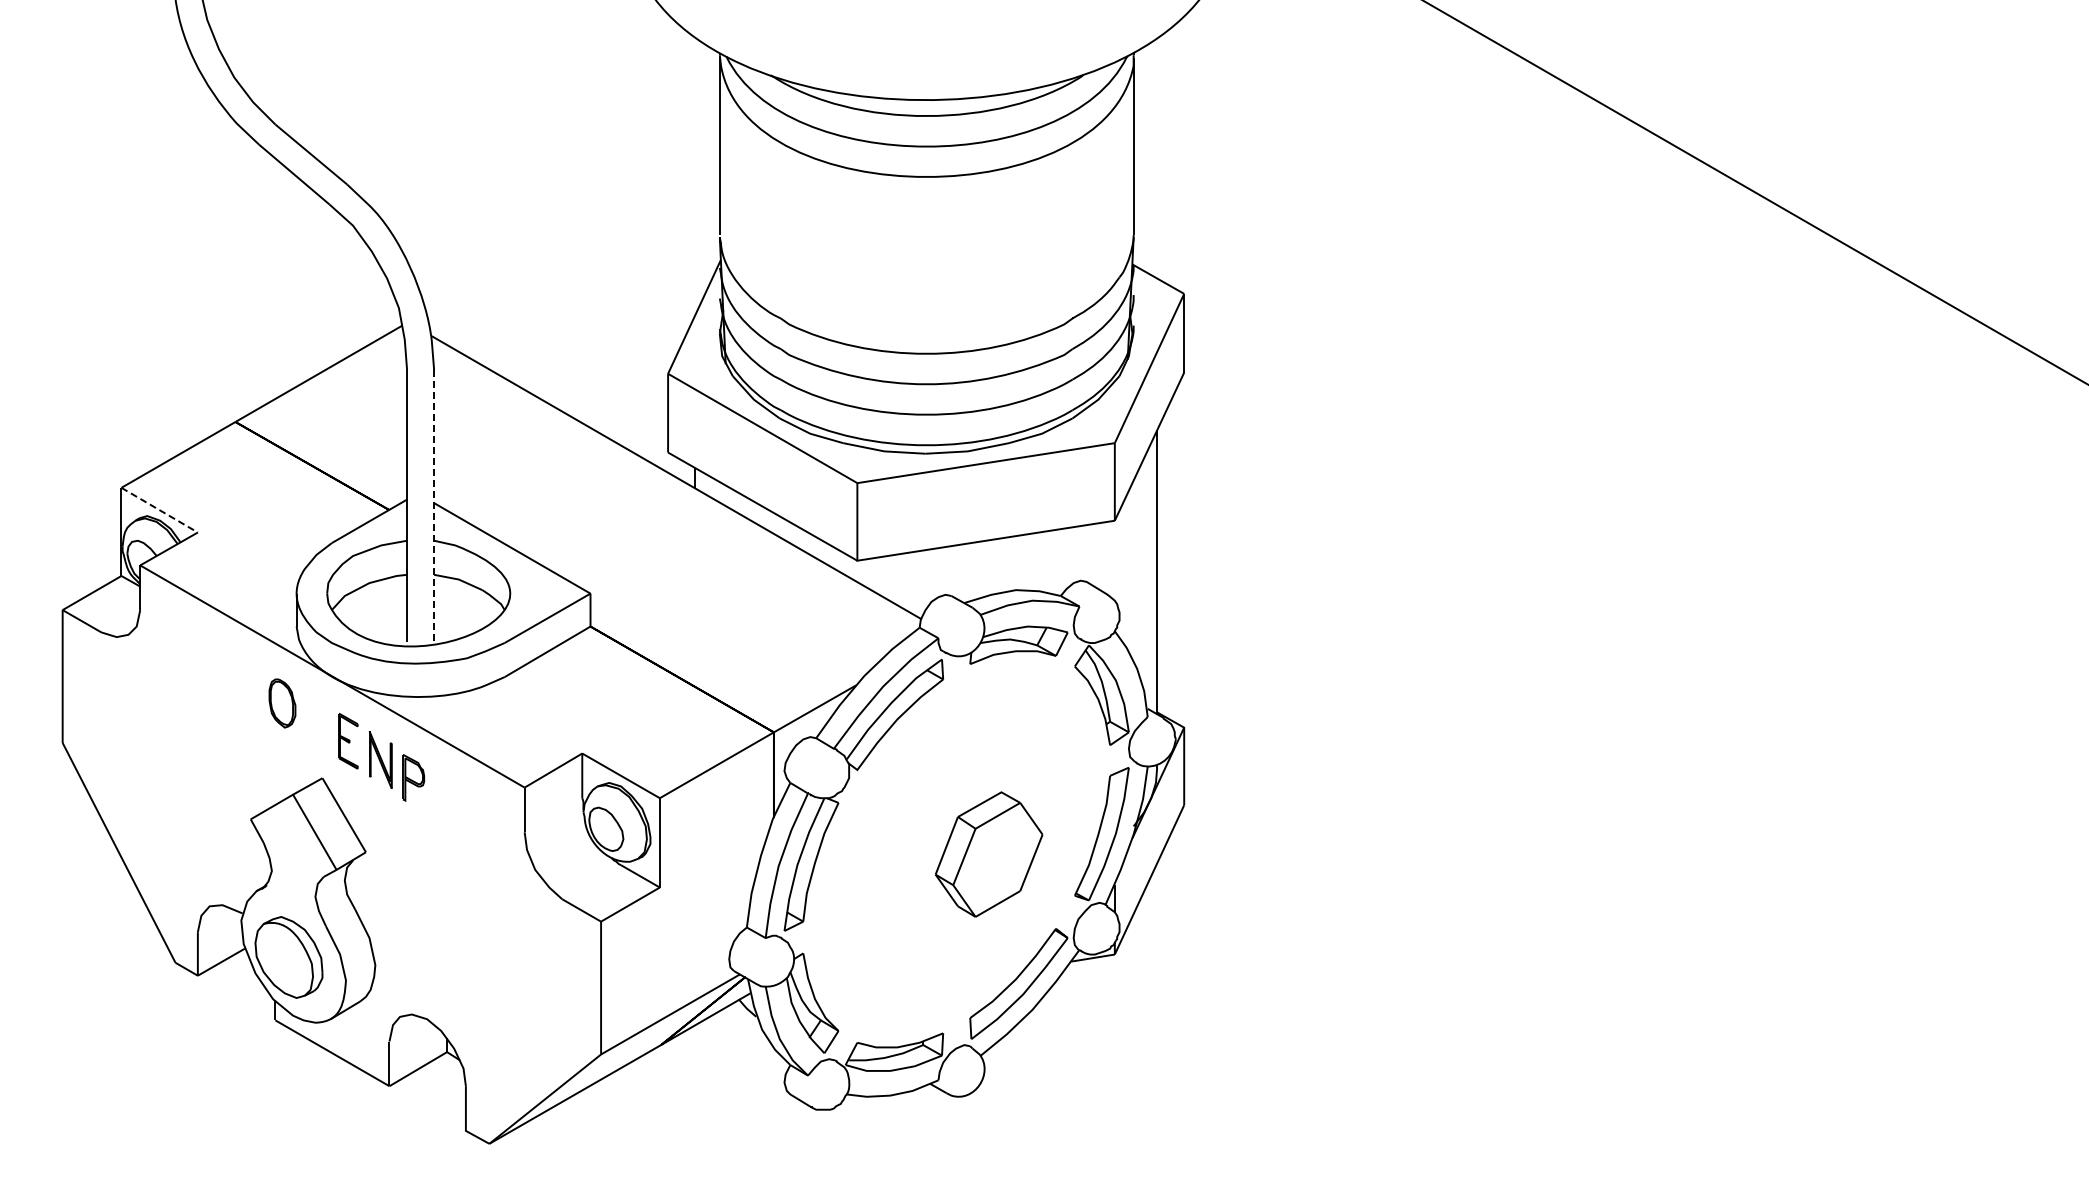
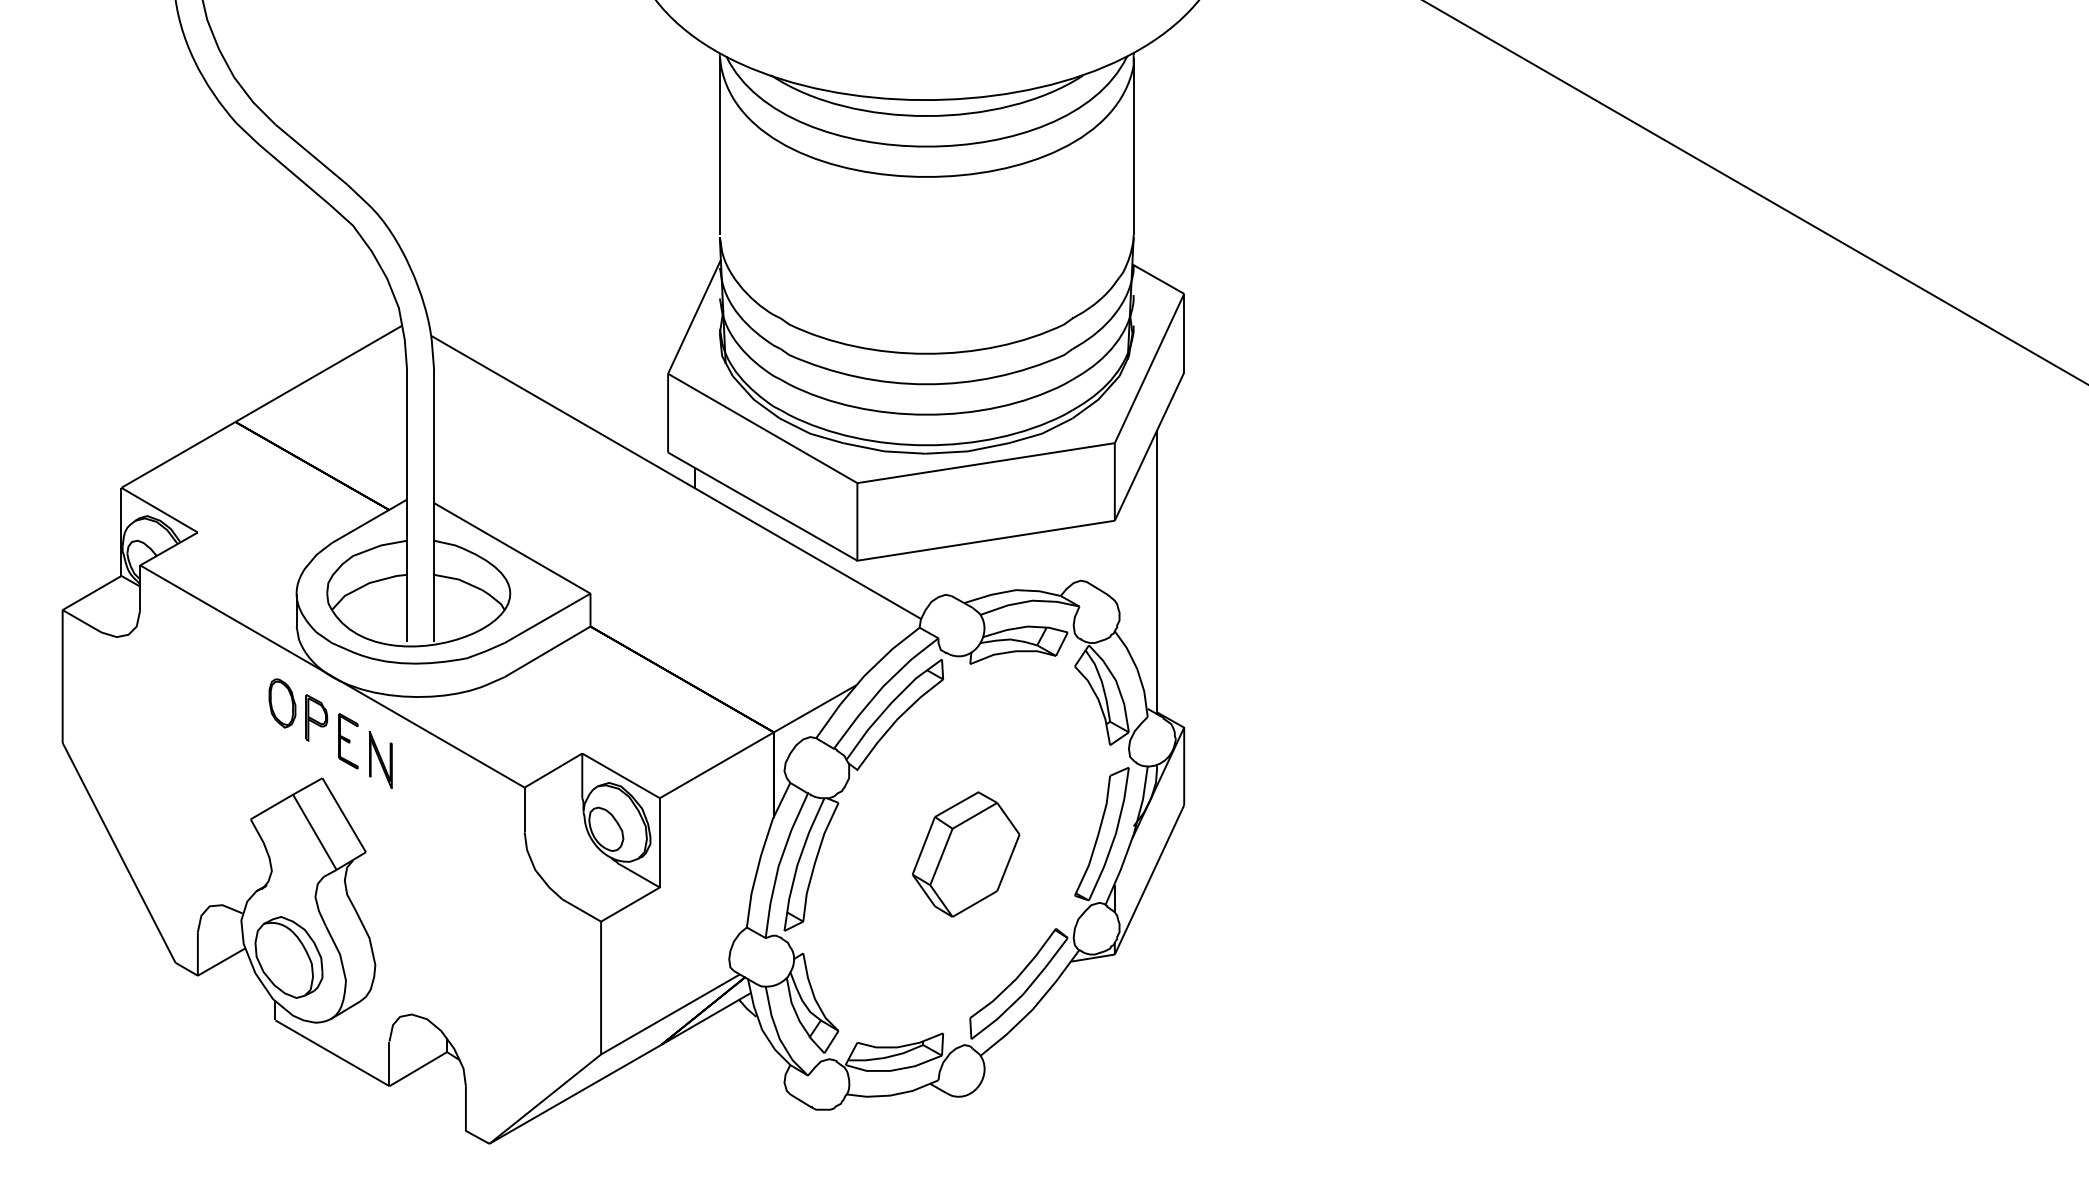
line: dashed -> solid (434, 506)
line: dashed -> solid (160, 510)
part position: (413, 777) -> (316, 717) (316, 717)
part position: (989, 854) -> (966, 854) (966, 854)
